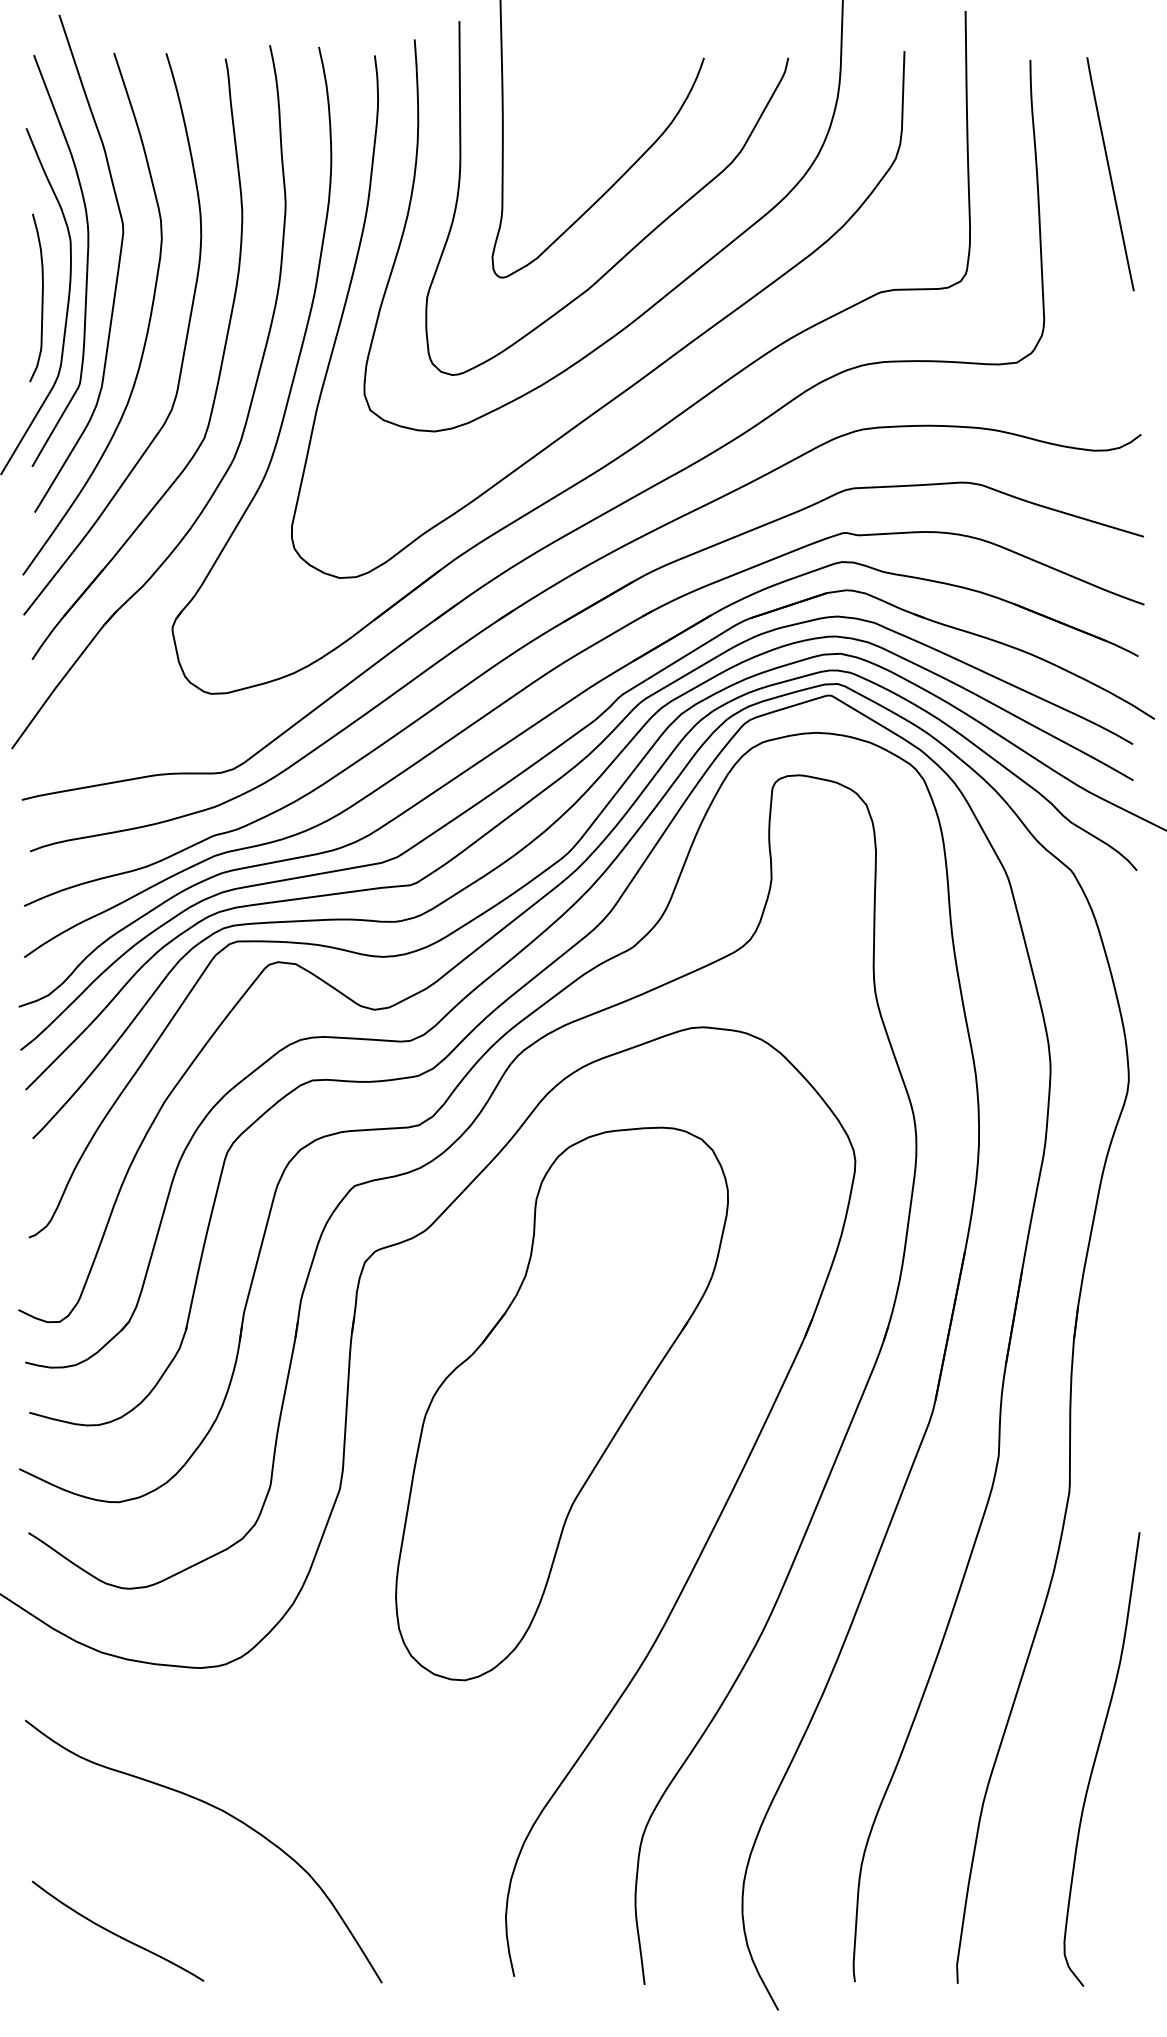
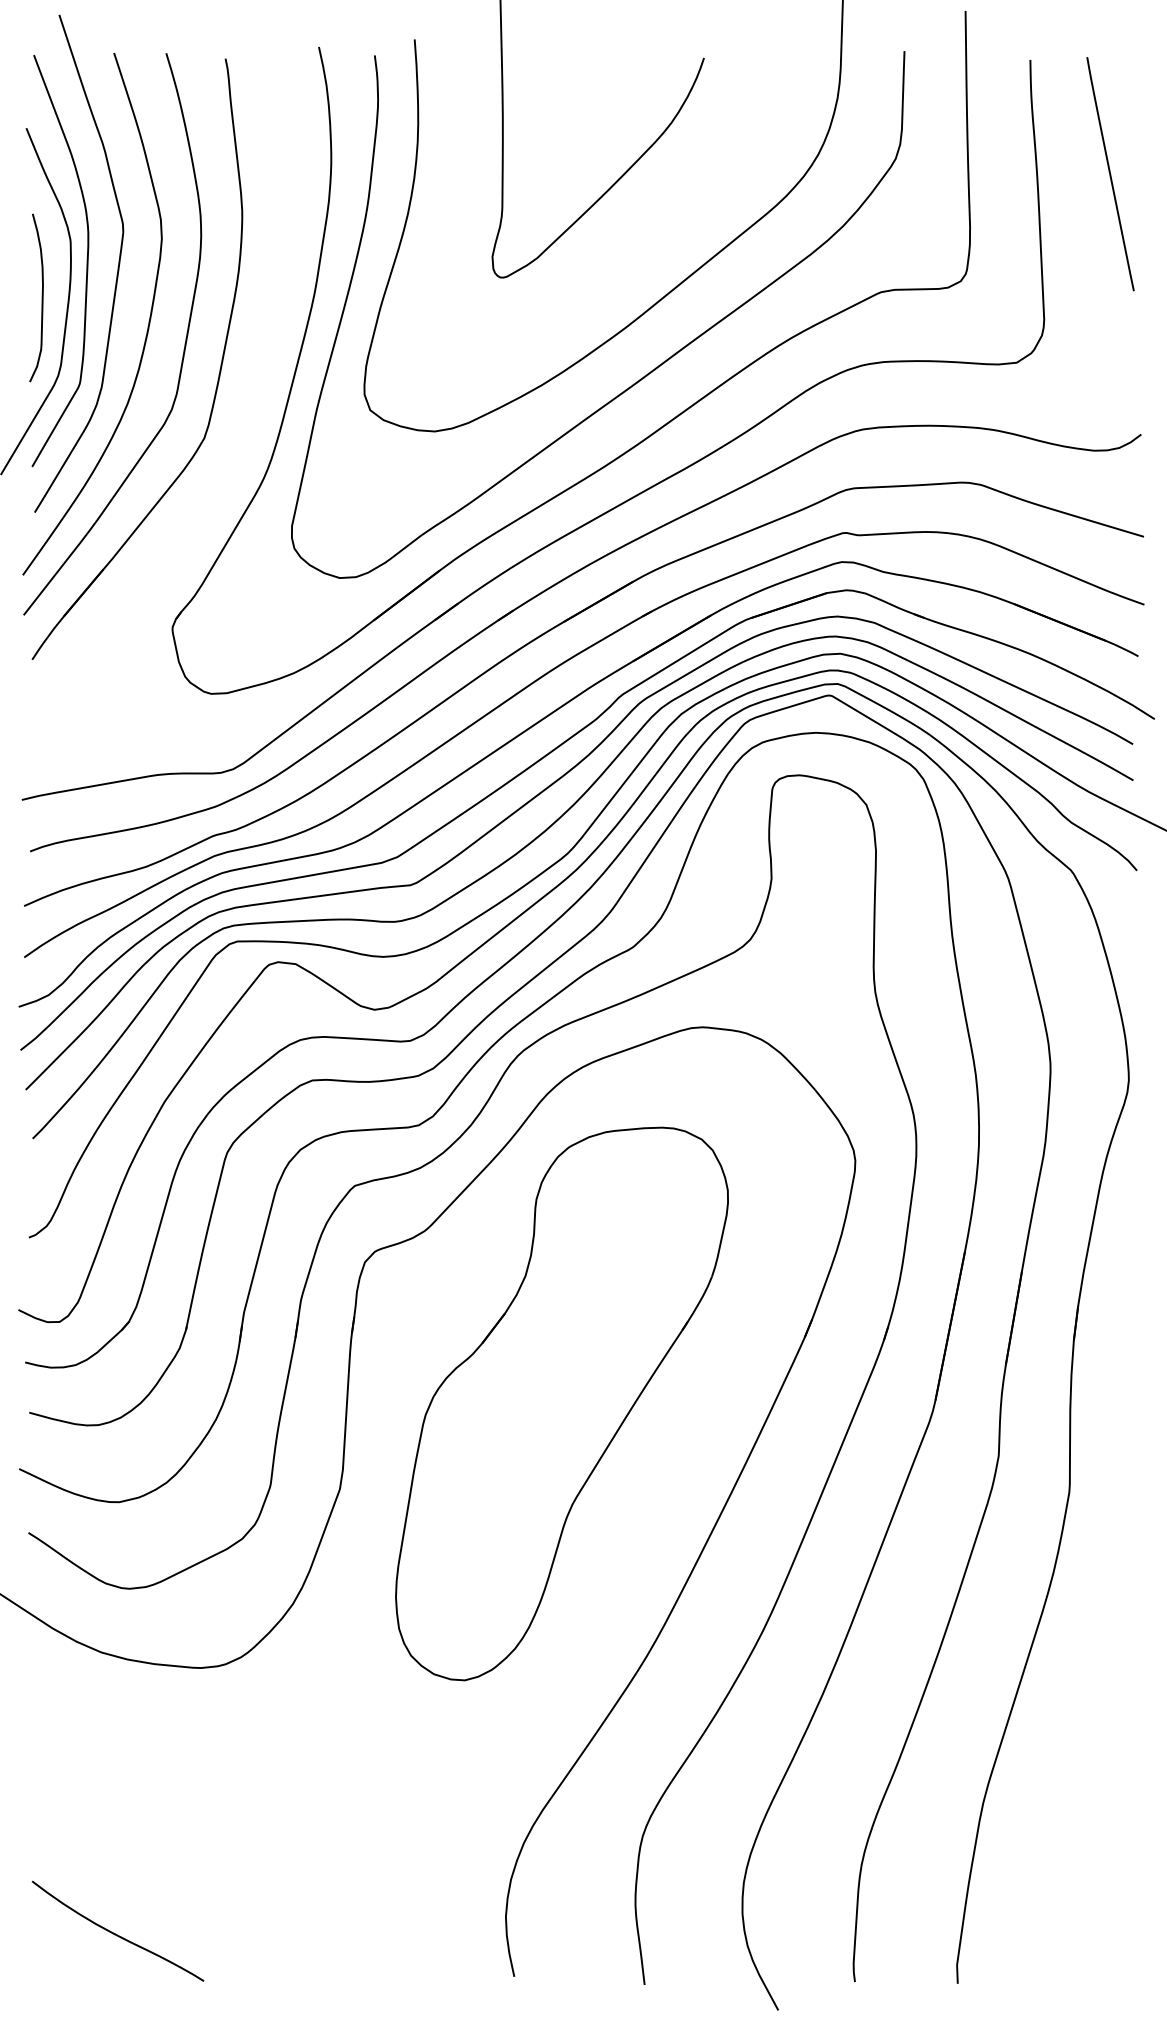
curve: present -> none (641, 239)
part: present -> none (243, 427)
curve: present -> none (1096, 1759)
curve: present -> none (223, 1812)
